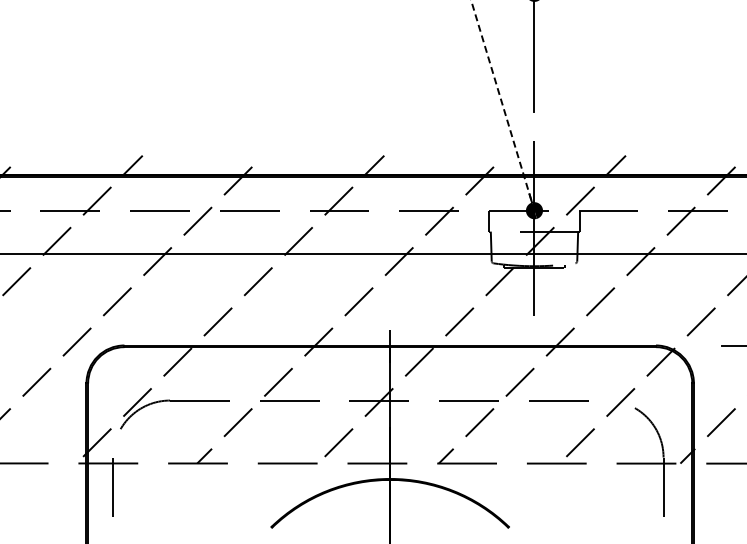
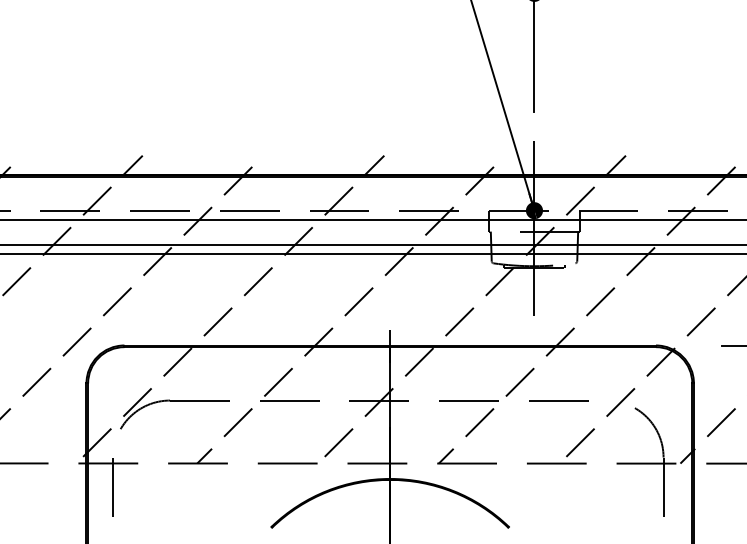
line: dashed -> solid (502, 105)
line: none -> present (372, 220)
line: none -> present (372, 244)
